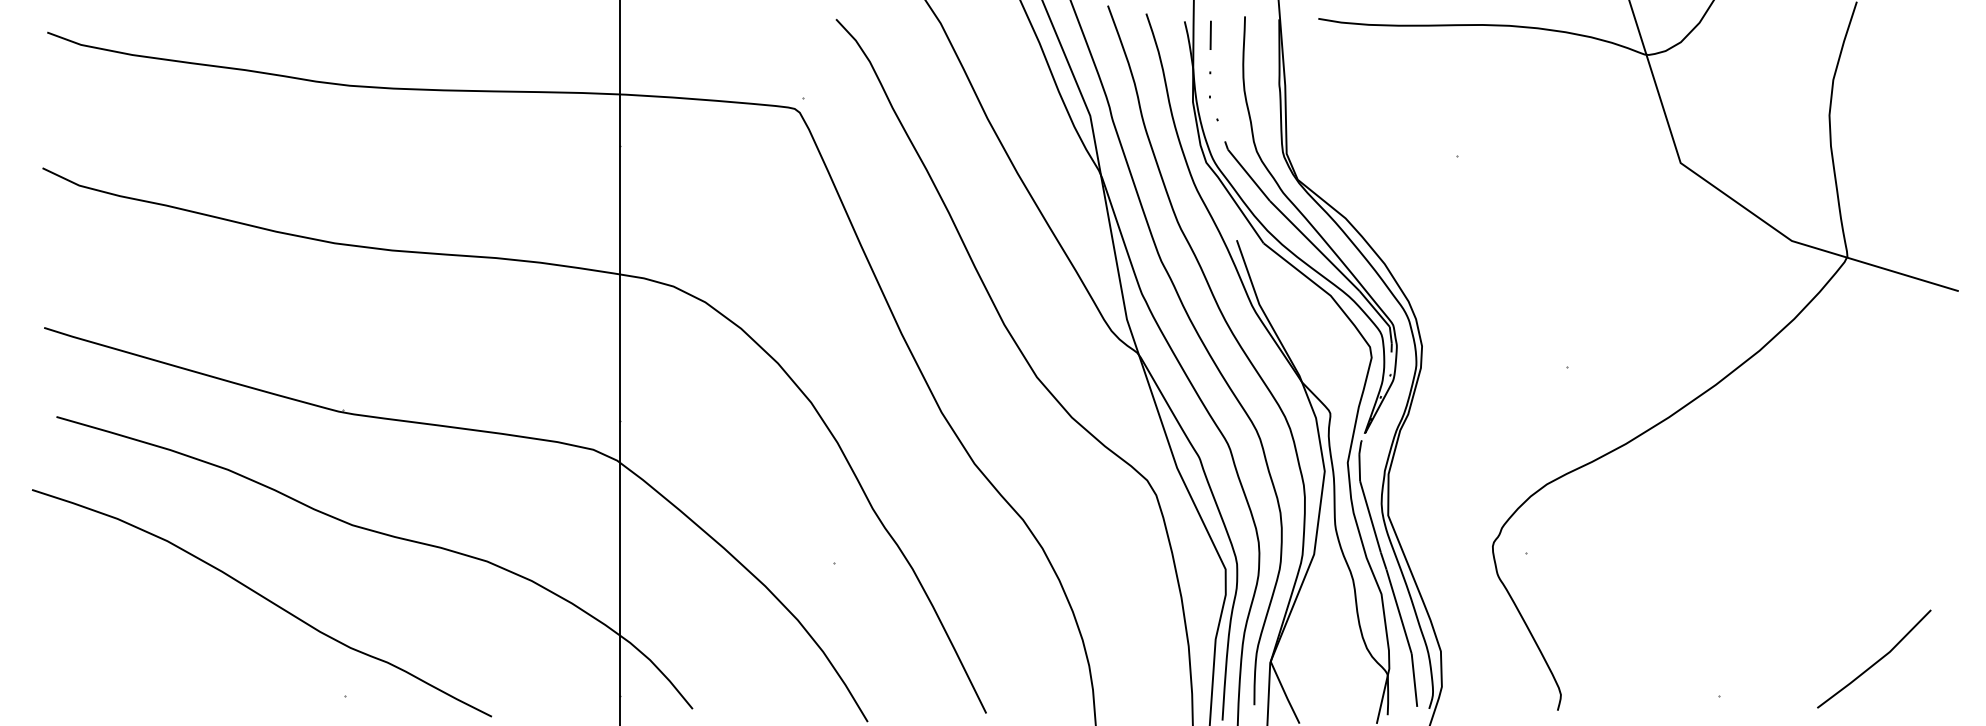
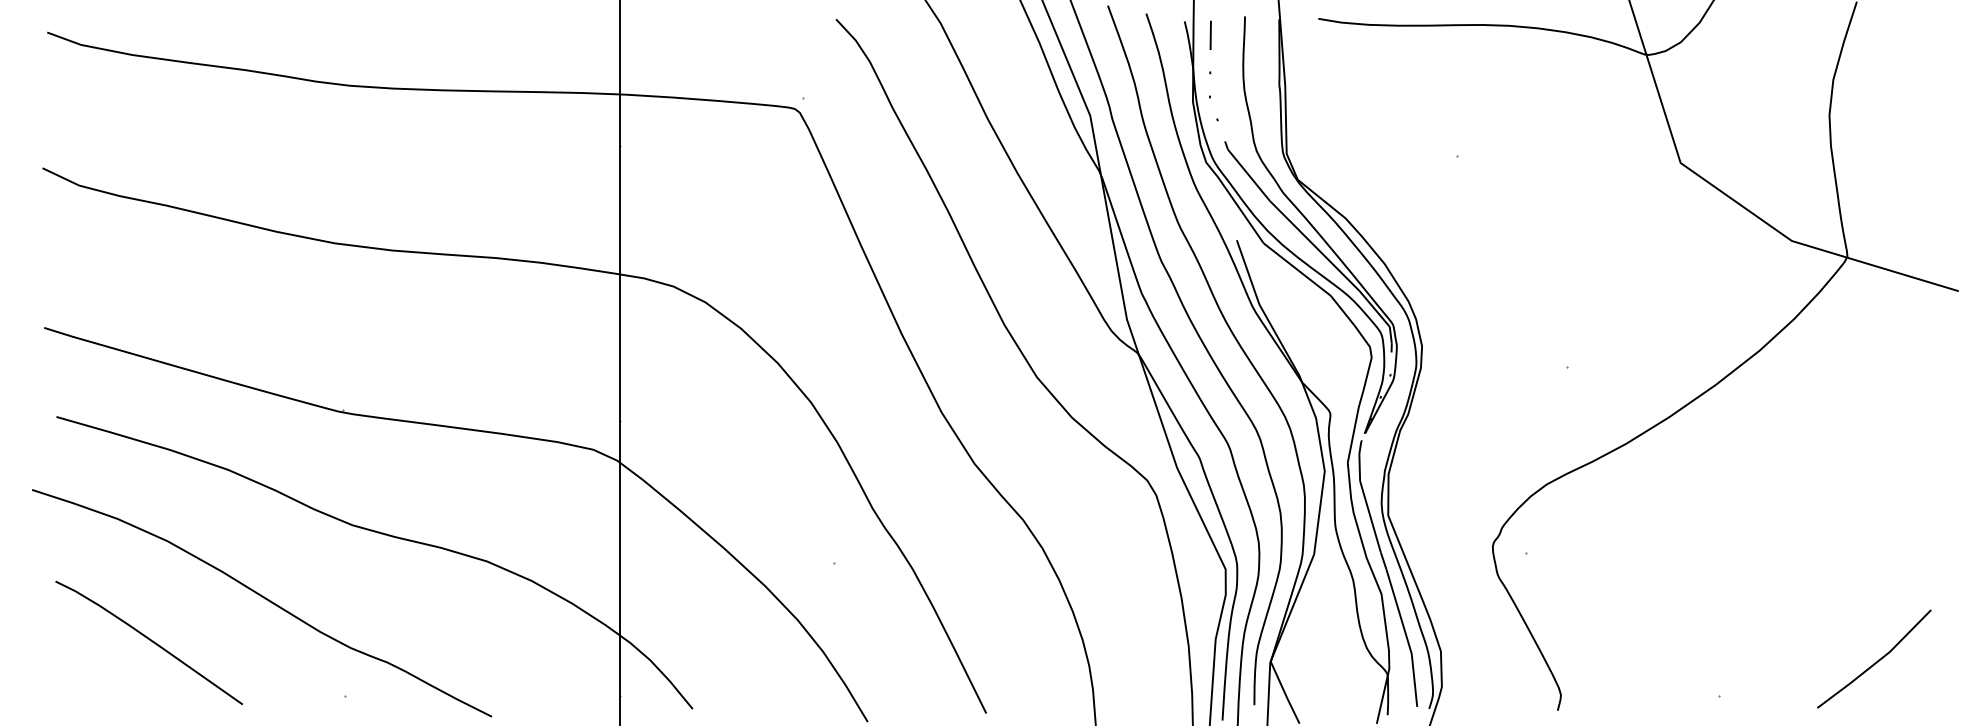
curve: none -> present (149, 640)
